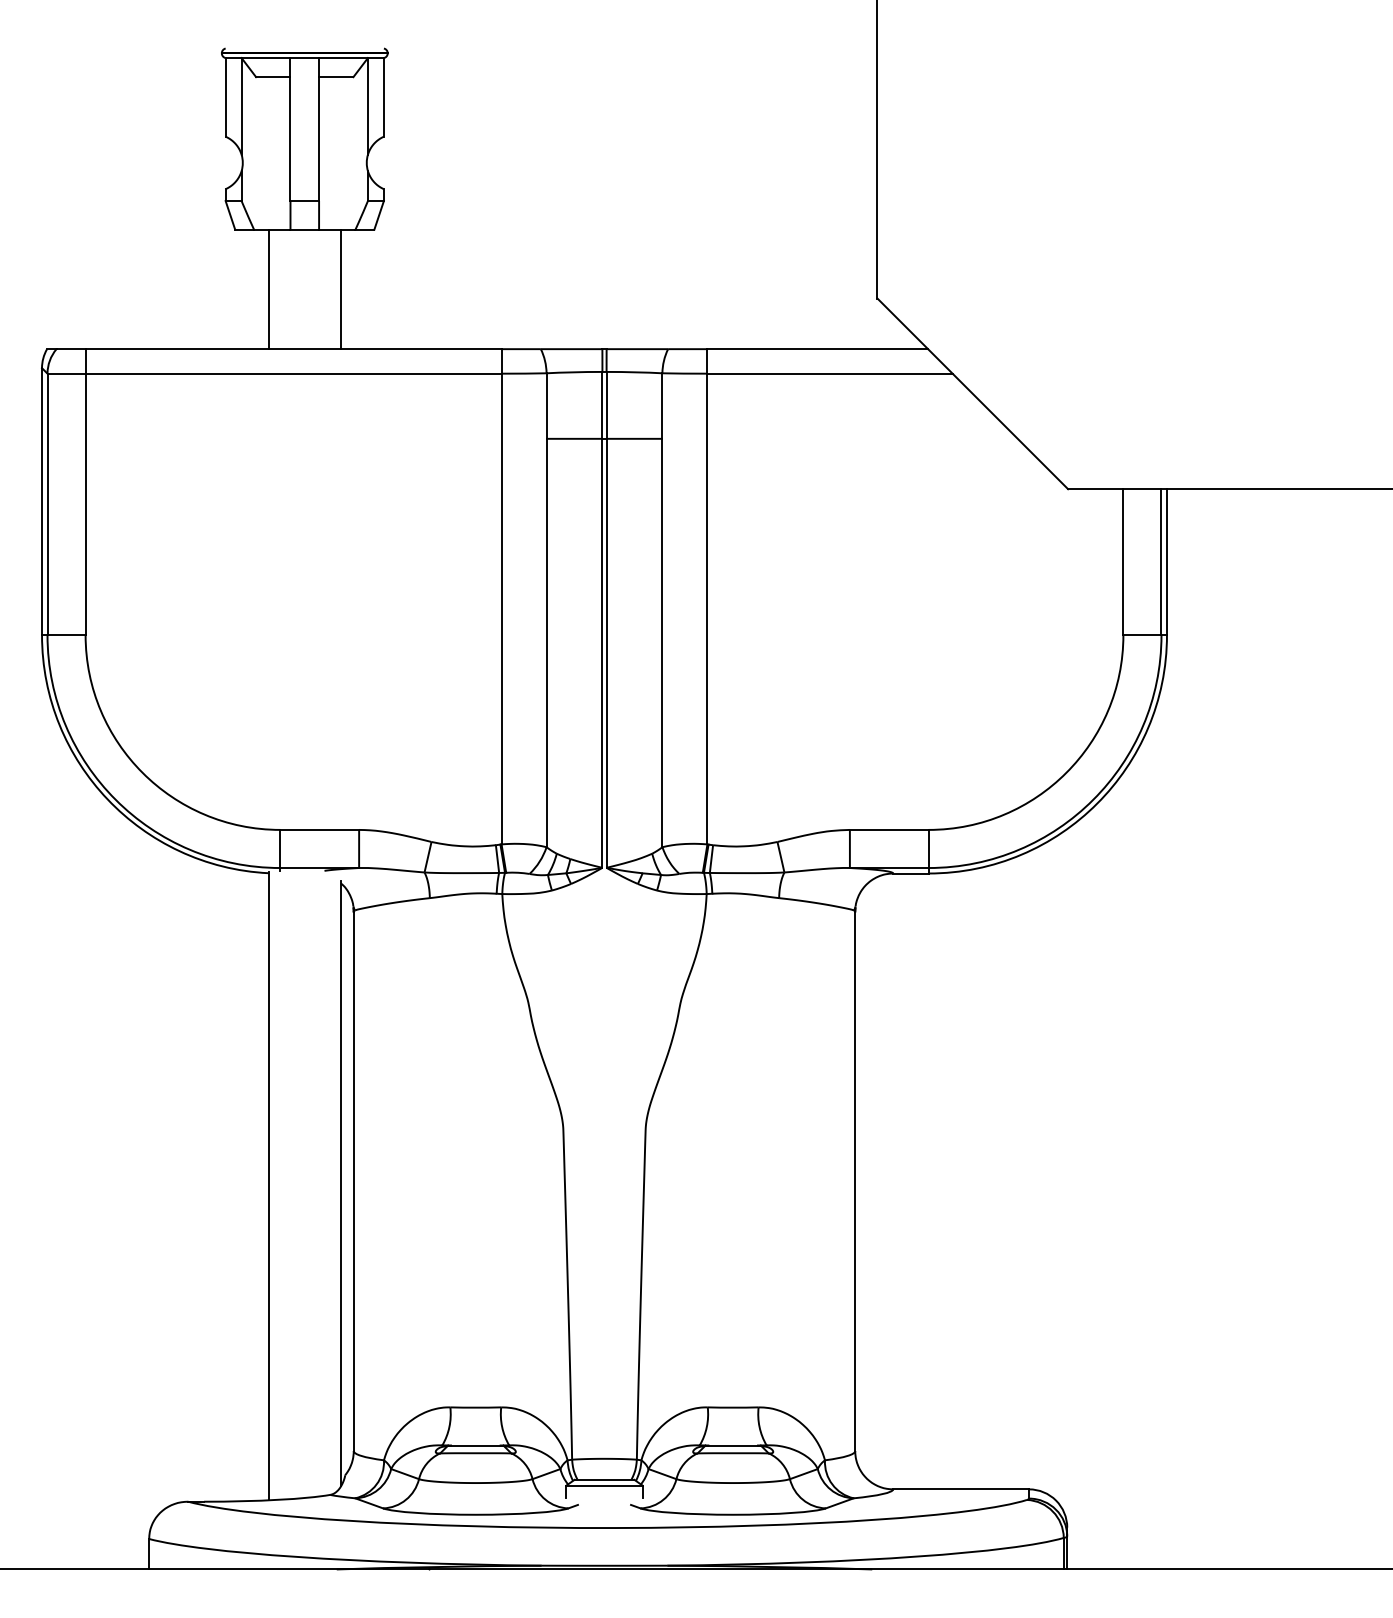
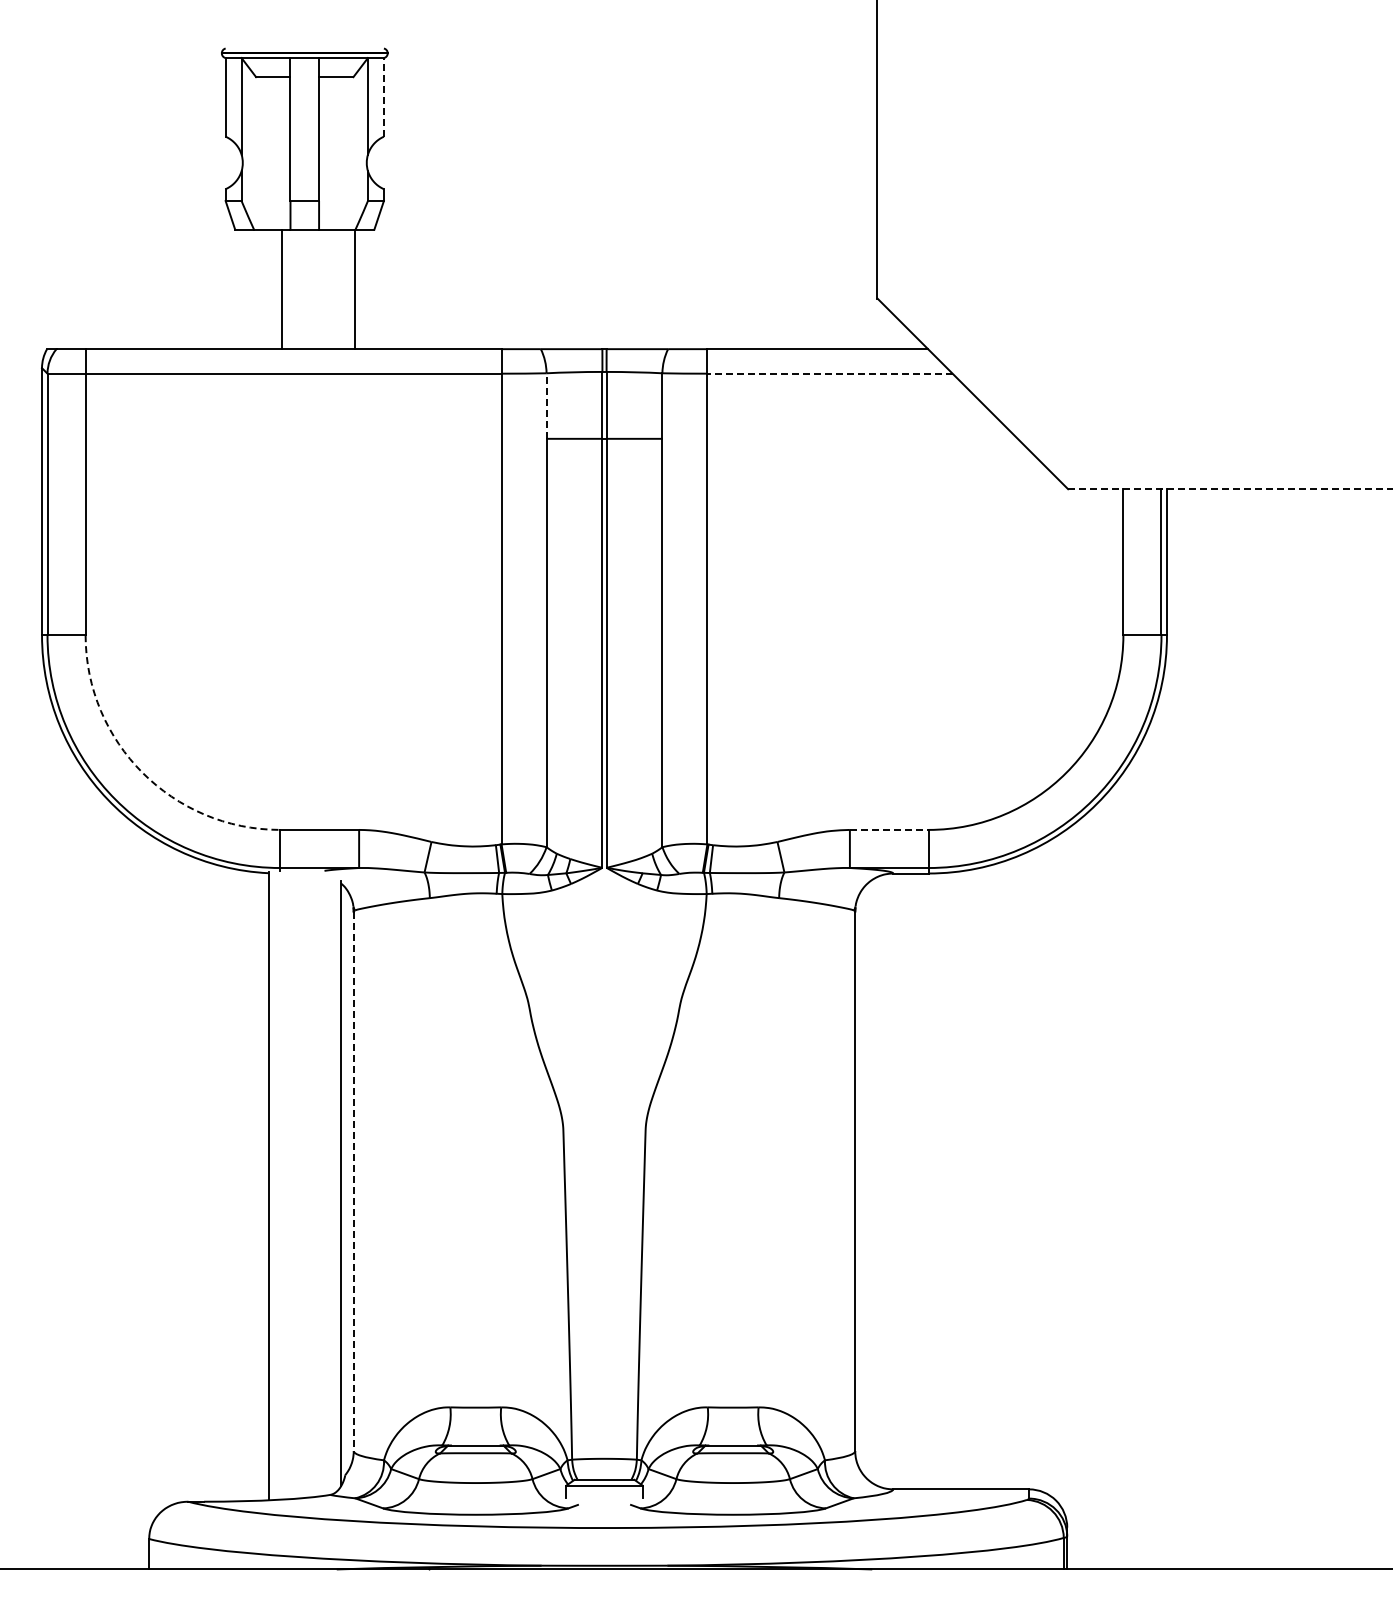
line: solid -> dashed (383, 96)
line position: (268, 289) -> (281, 289) (281, 289)
line position: (341, 289) -> (355, 289) (355, 289)
line: solid -> dashed (830, 373)
line: solid -> dashed (546, 406)
line: solid -> dashed (1230, 489)
arc: solid -> dashed (142, 772)
line: solid -> dashed (889, 829)
line: solid -> dashed (353, 1181)
